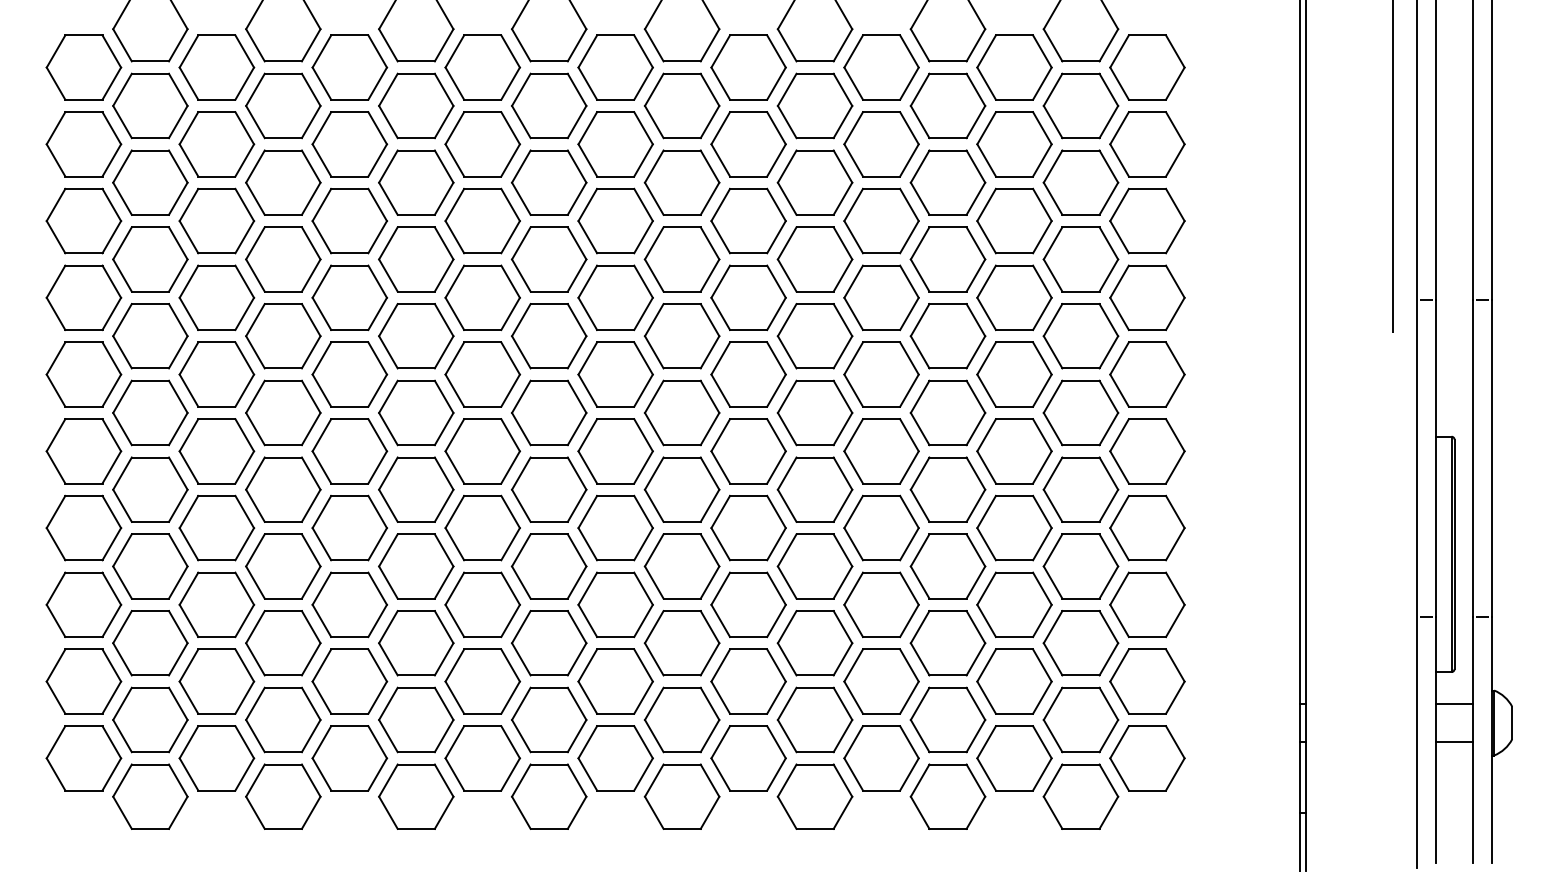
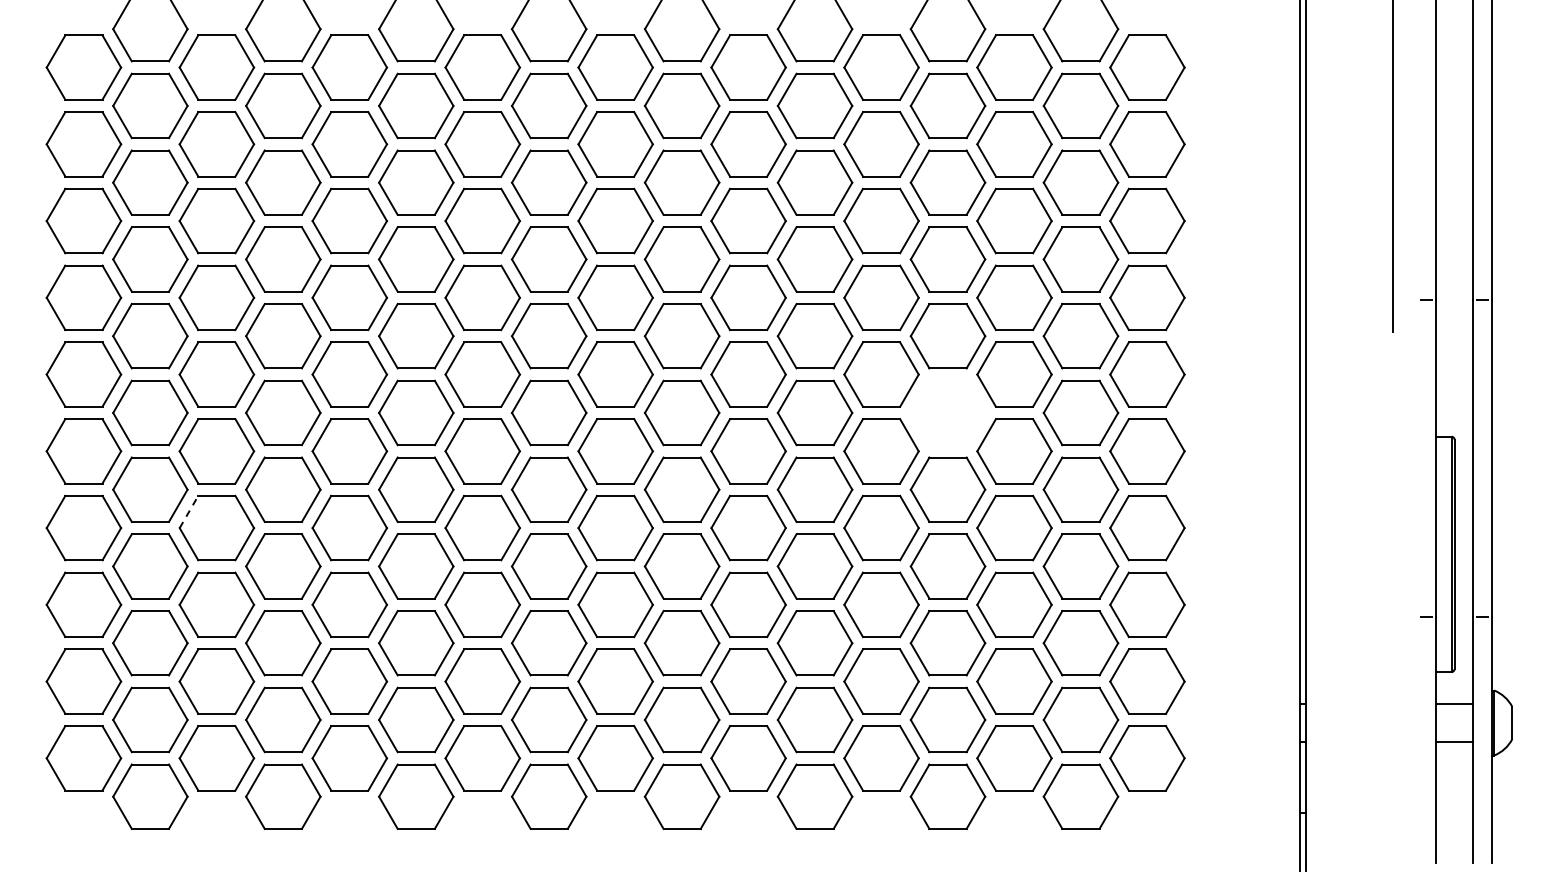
part: present -> none (947, 412)
line: present -> none (1417, 434)
line: solid -> dashed (189, 512)
